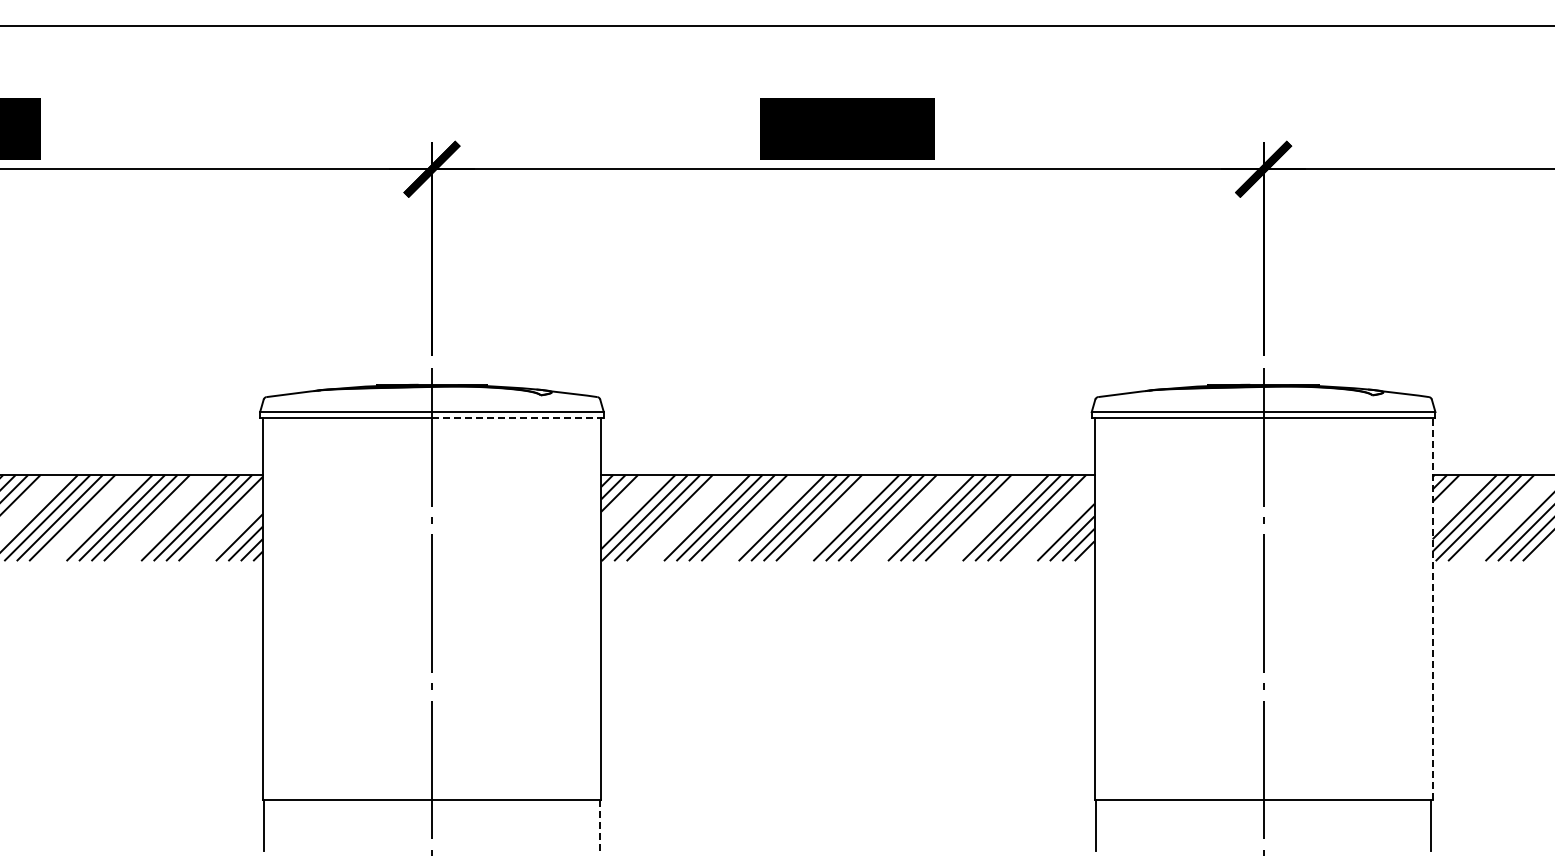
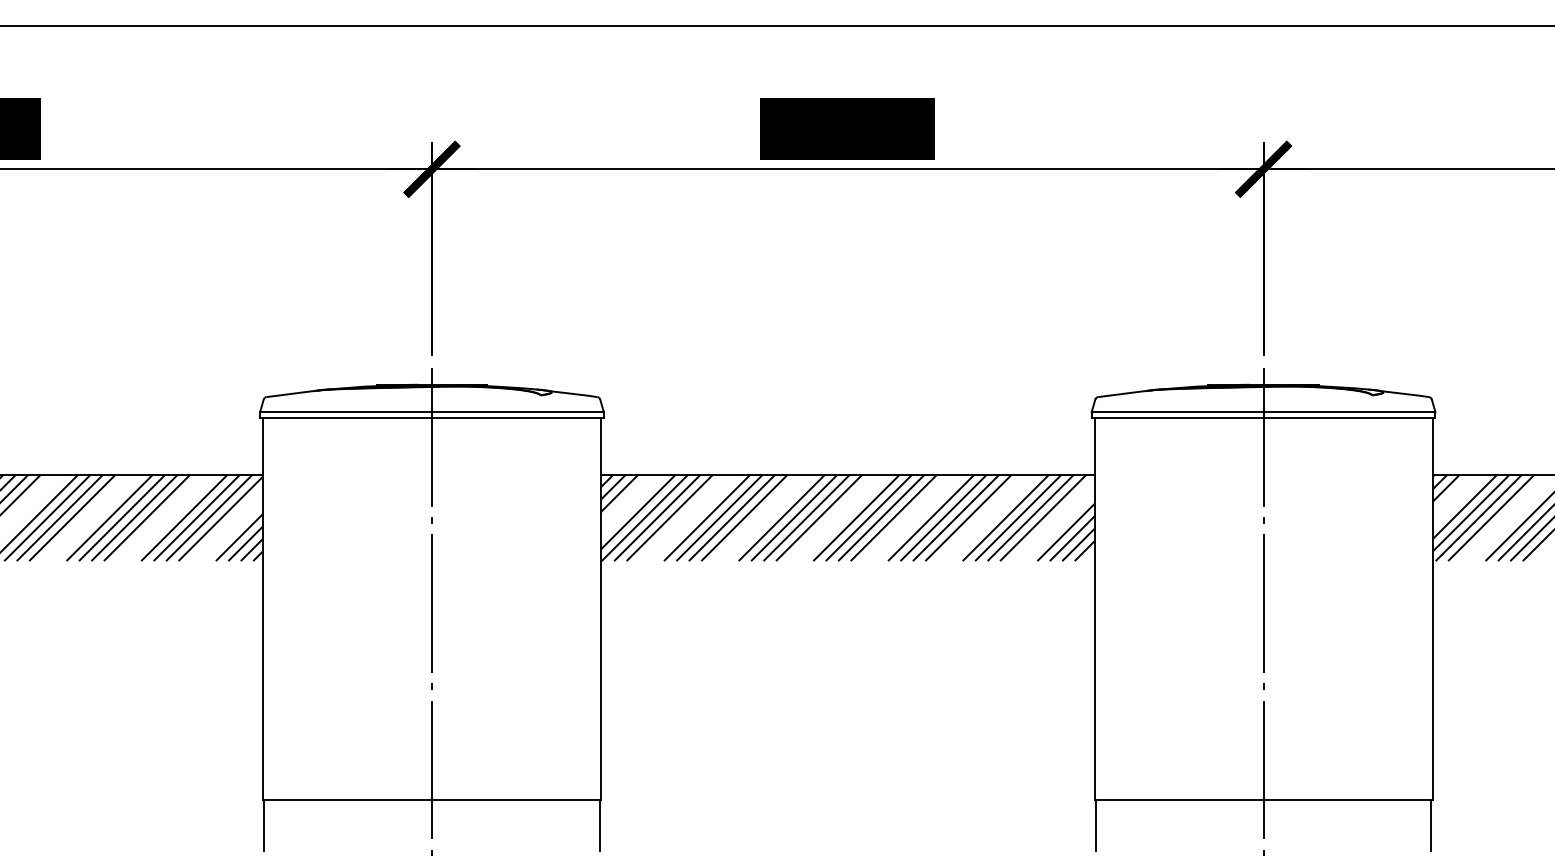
line: dashed -> solid (517, 418)
line: dashed -> solid (1432, 608)
line: dashed -> solid (599, 825)
